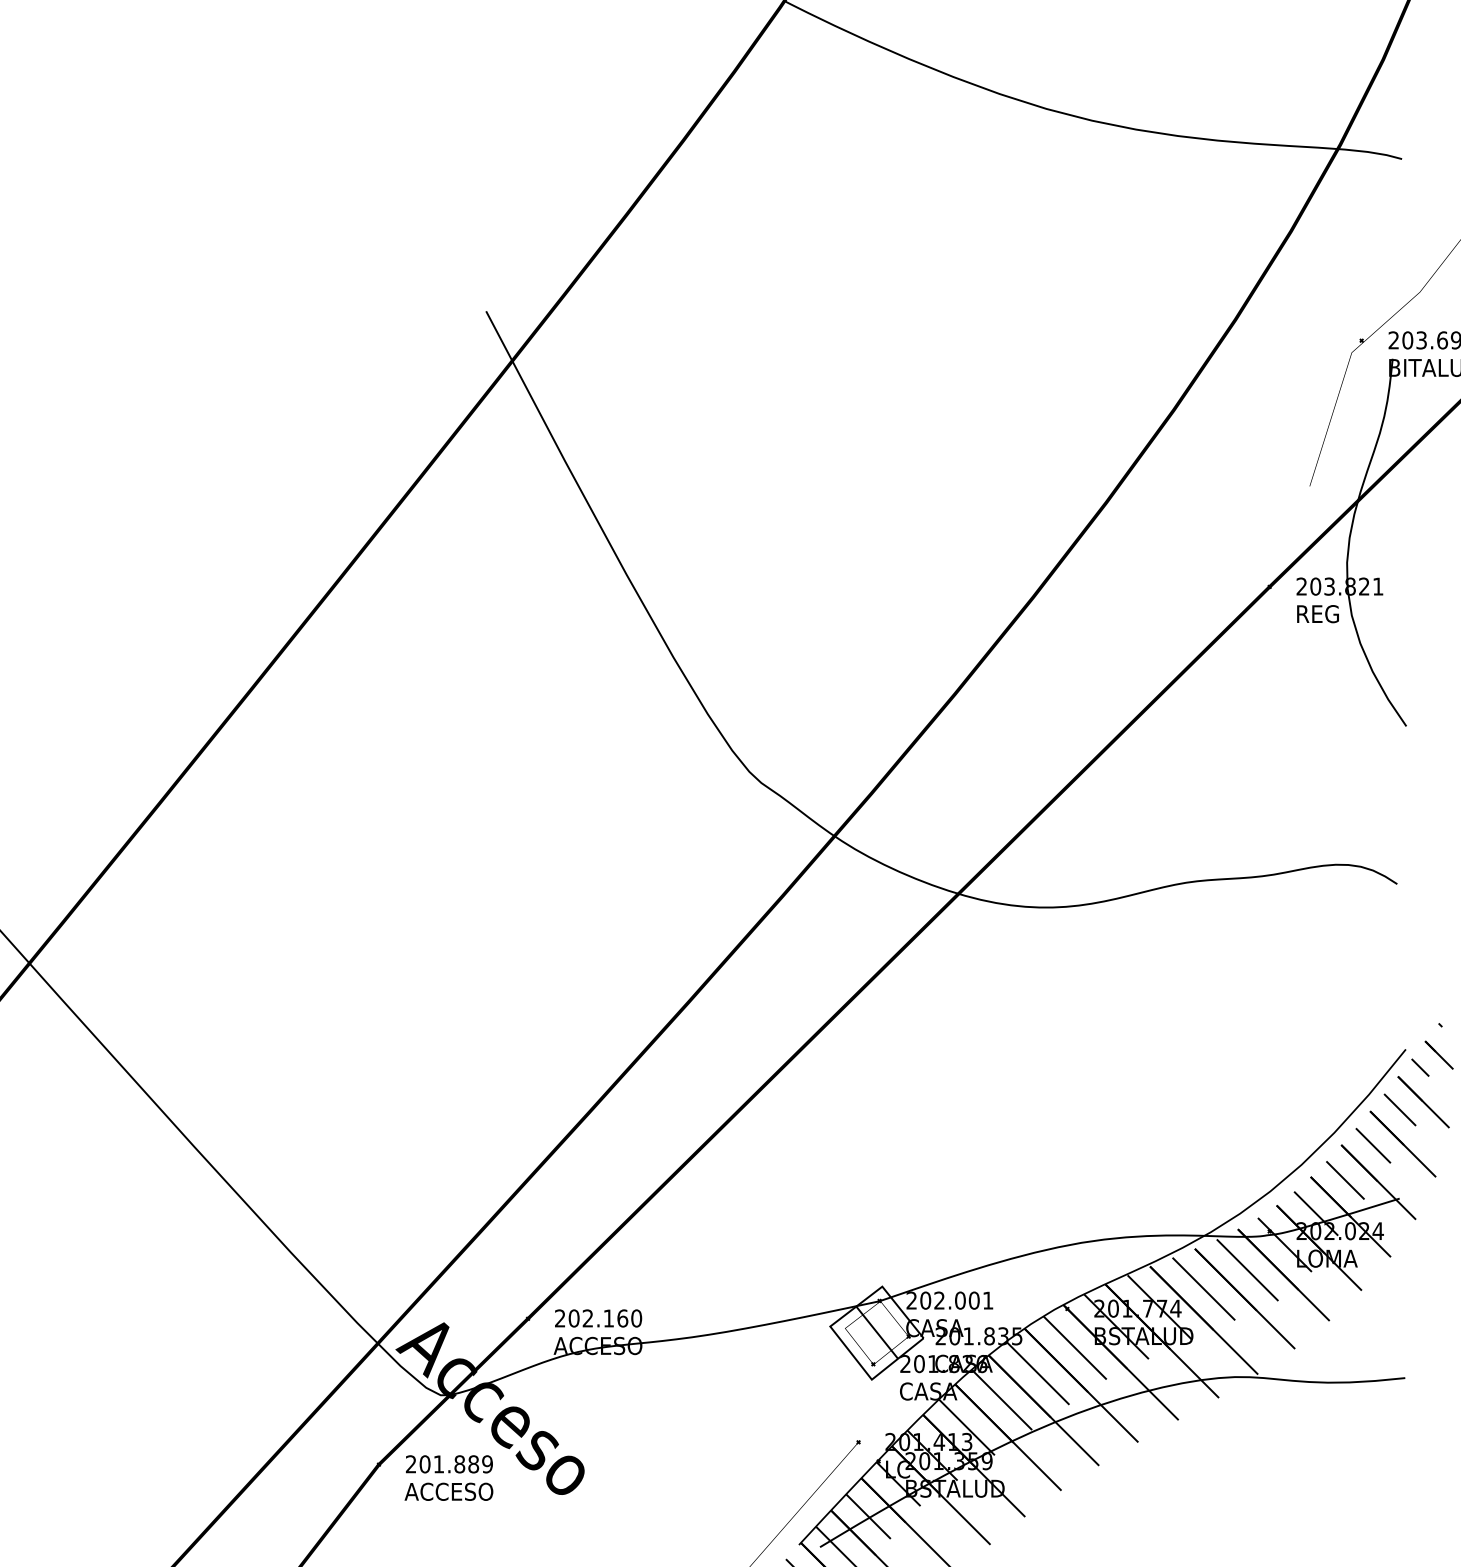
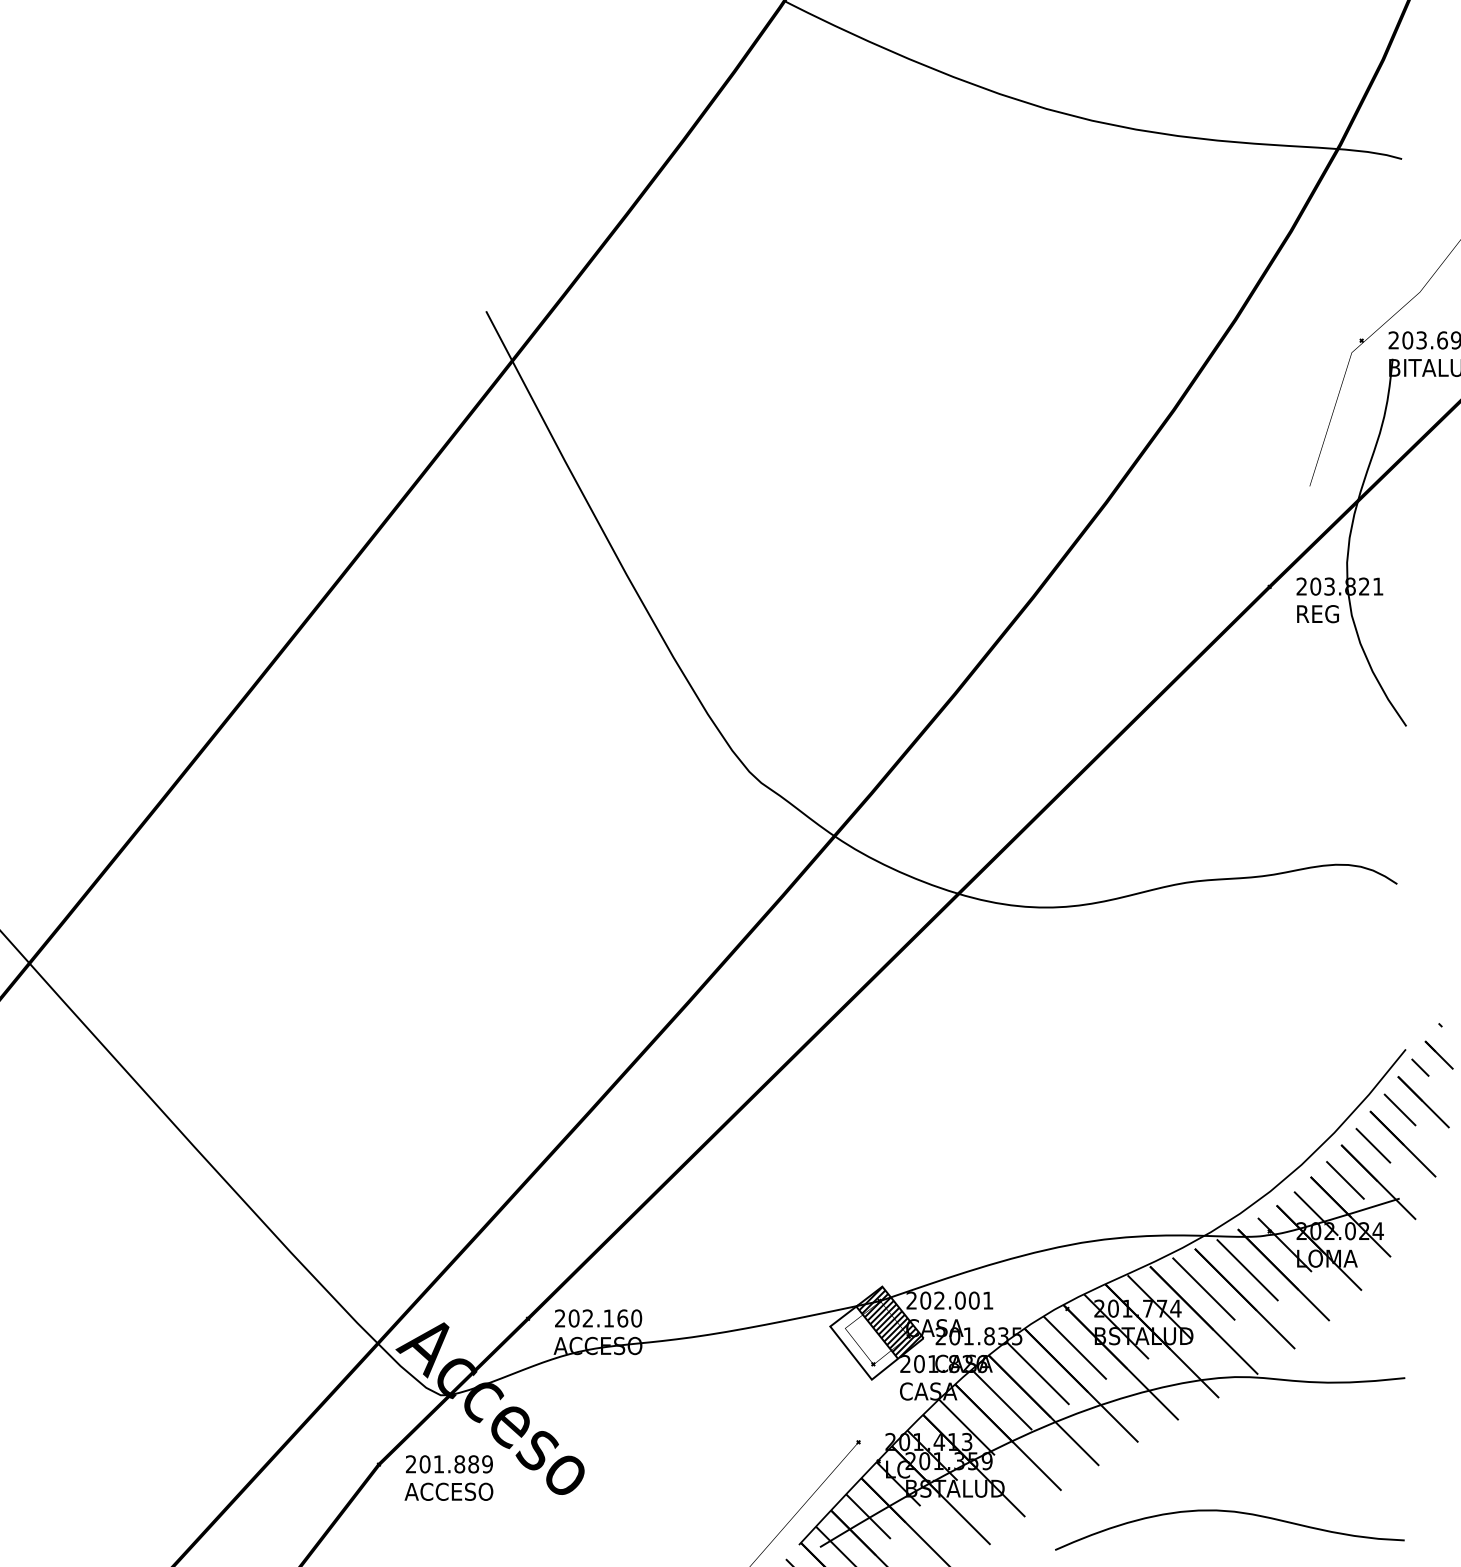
hatch: none -> present (888, 1321)
curve: none -> present (1229, 1512)
